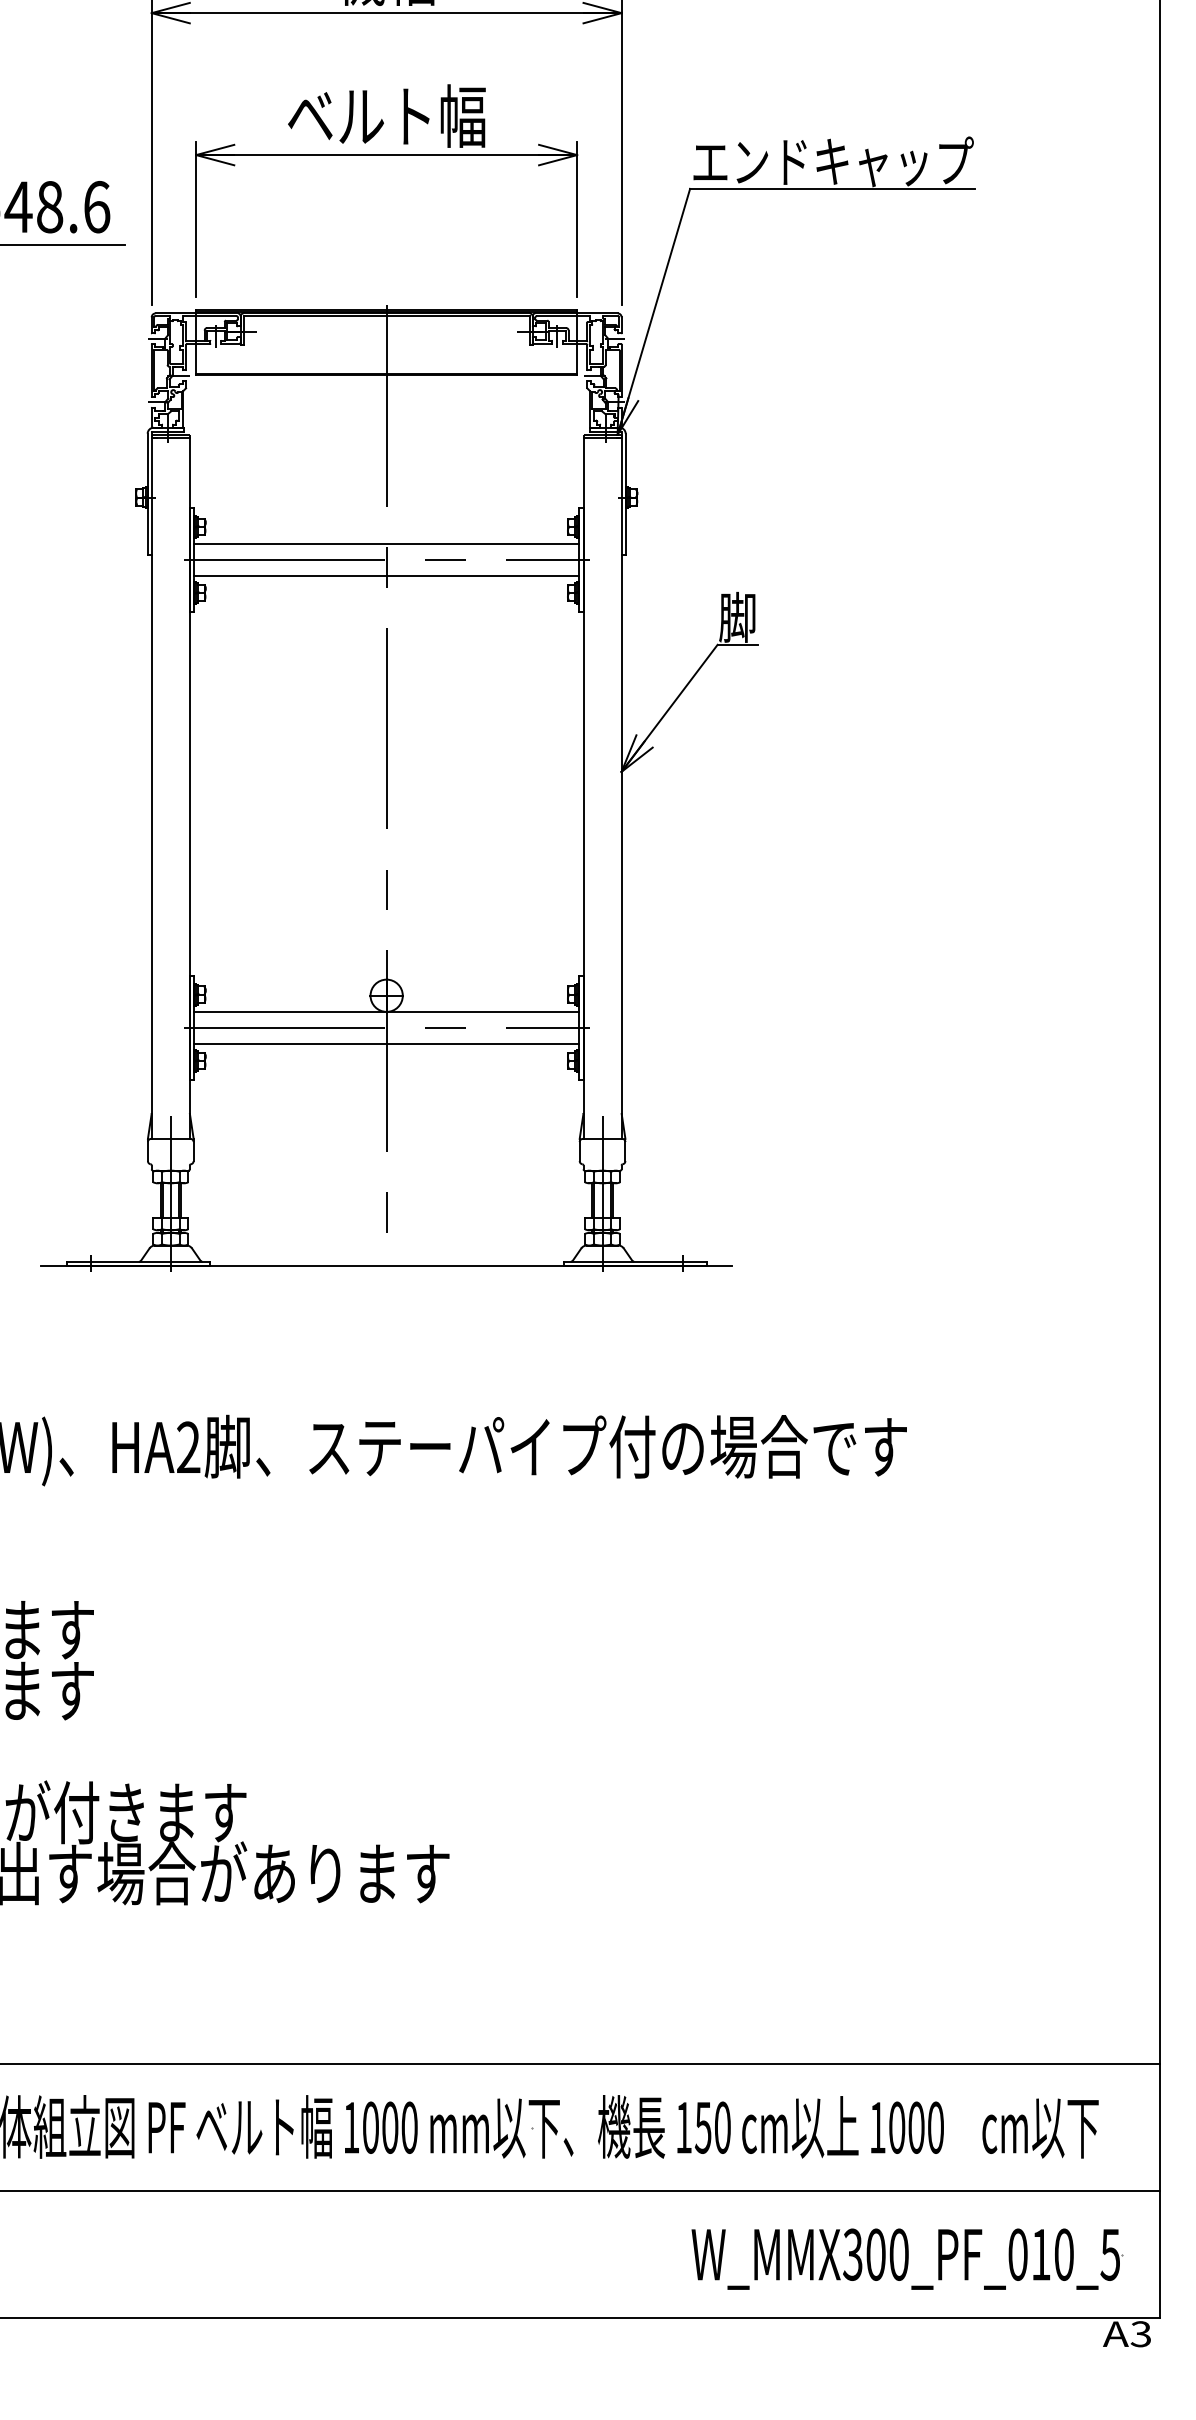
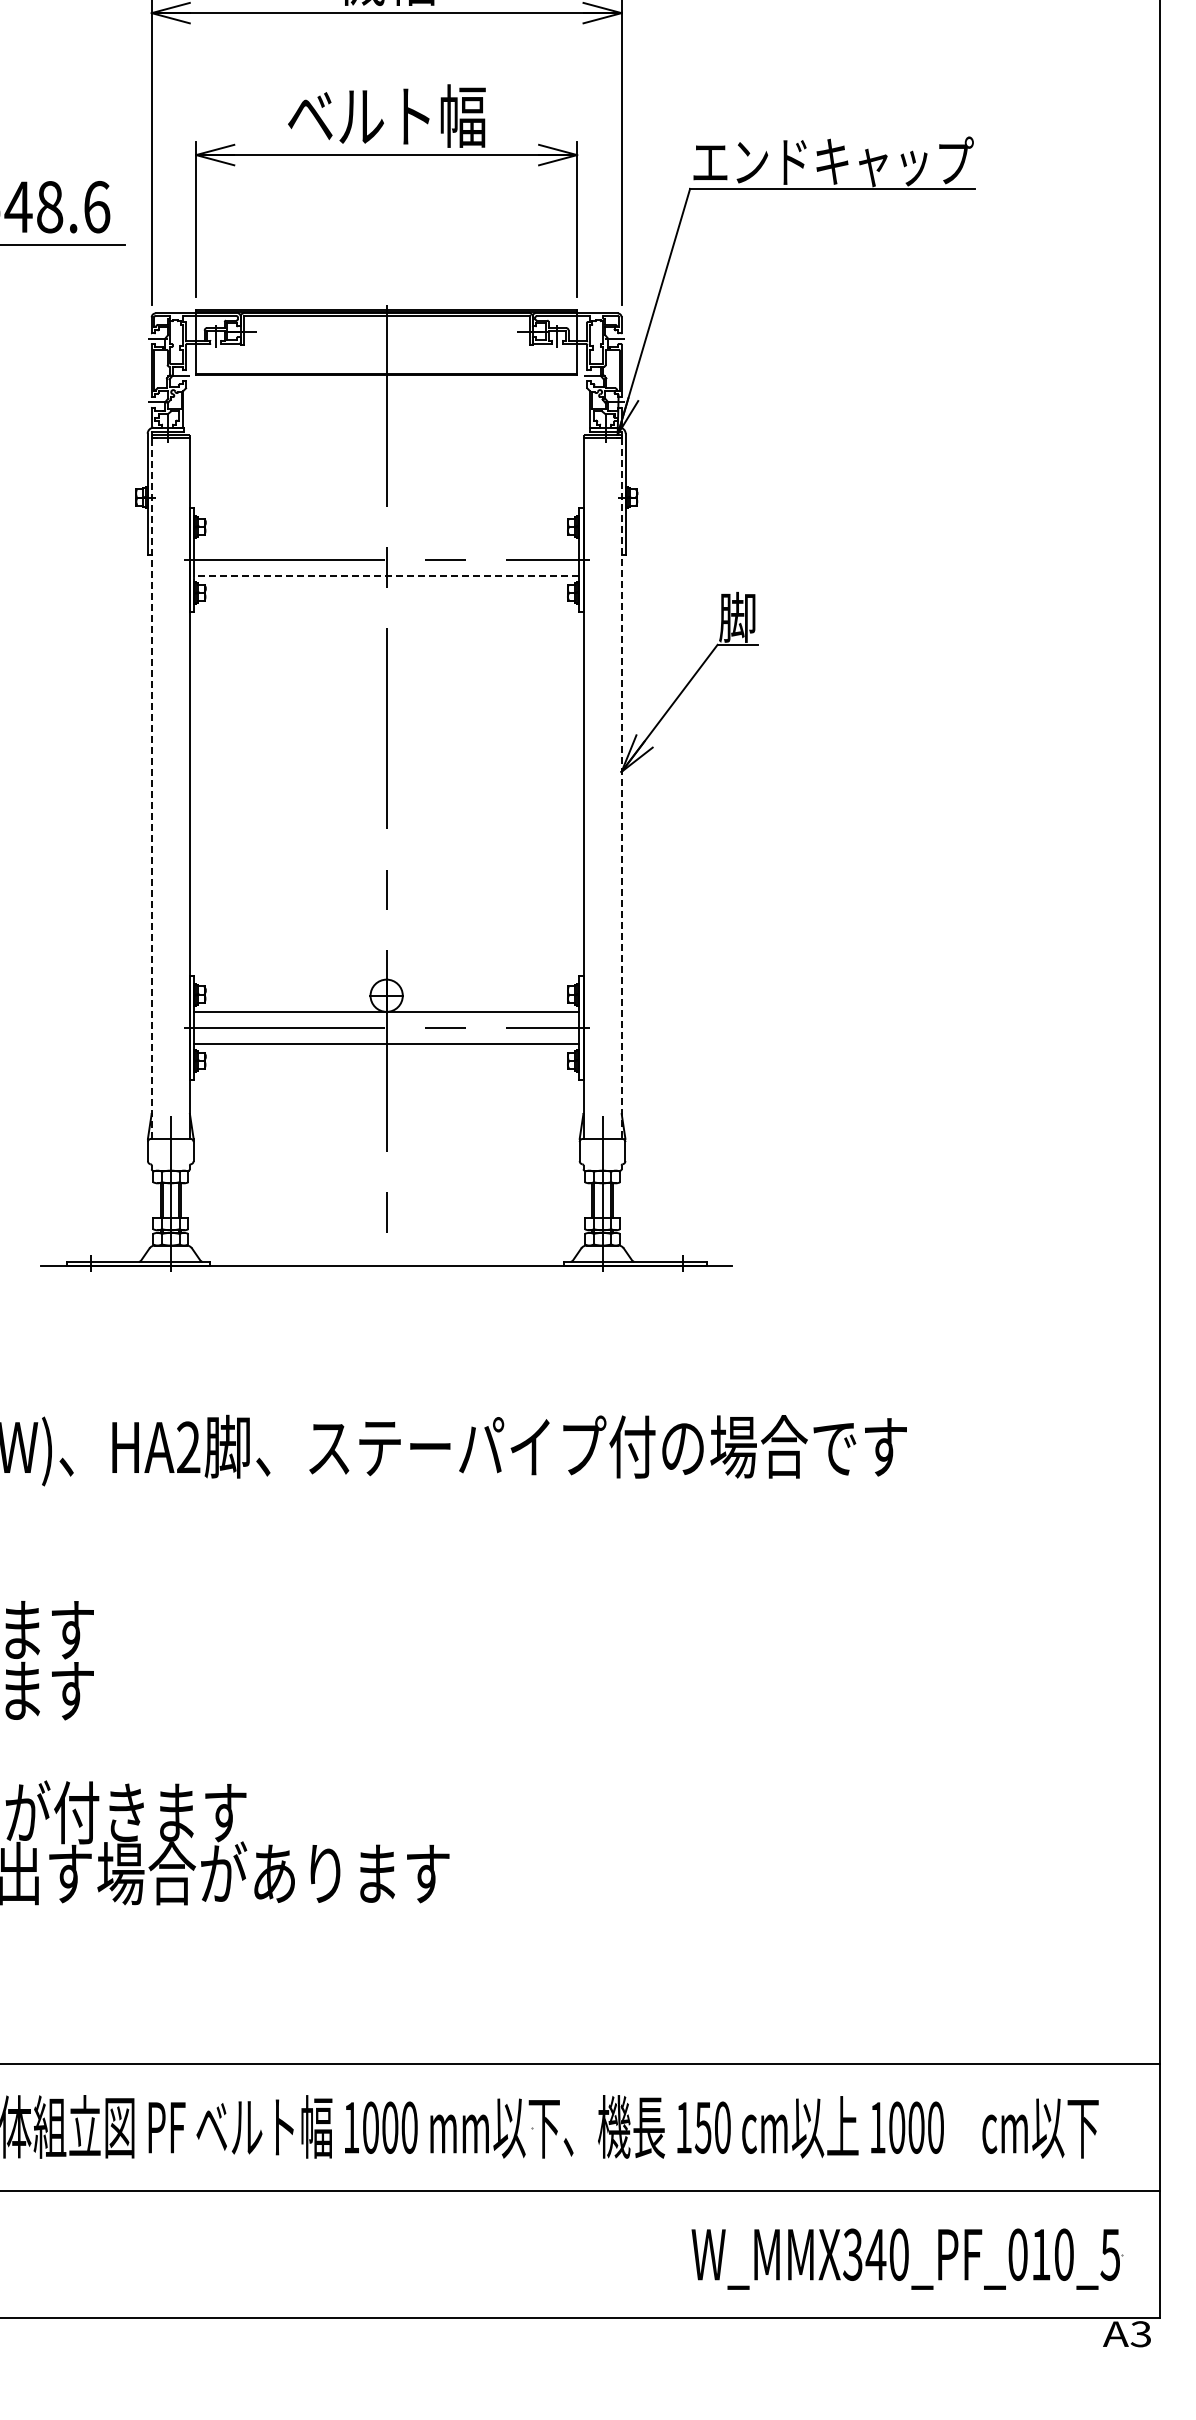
line: present -> none (386, 543)
line: solid -> dashed (386, 575)
line: solid -> dashed (151, 787)
line: solid -> dashed (621, 788)
text: W_MMX300_PF_010_5 -> W_MMX340_PF_010_5 (875, 2254)
